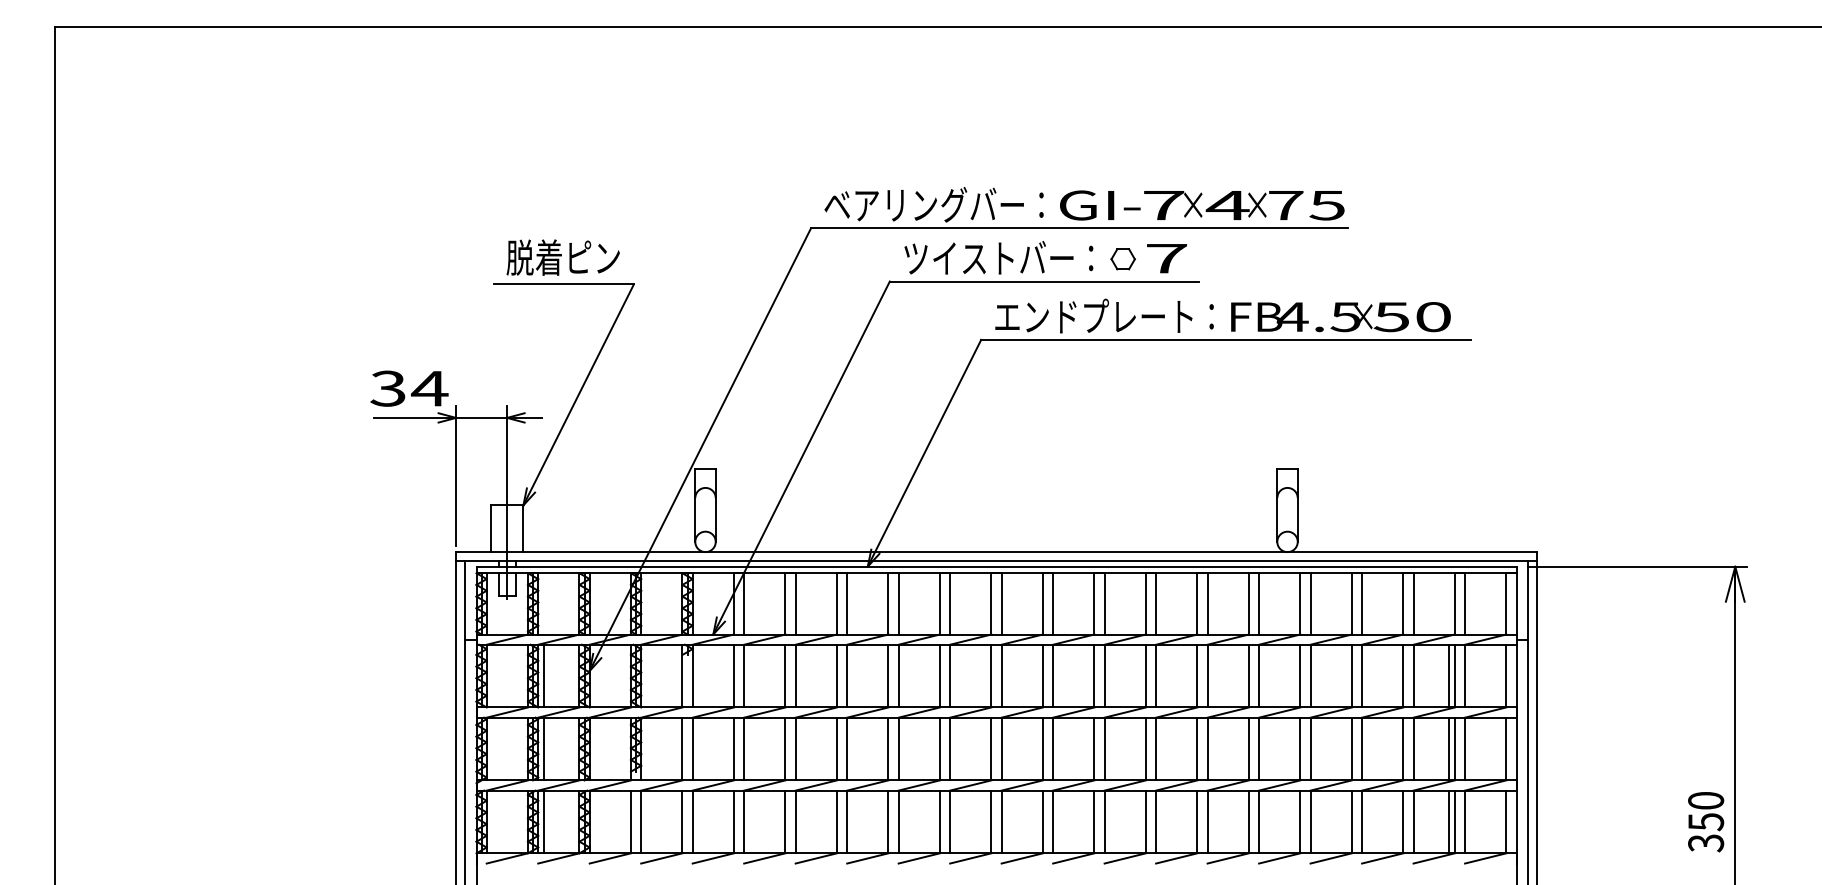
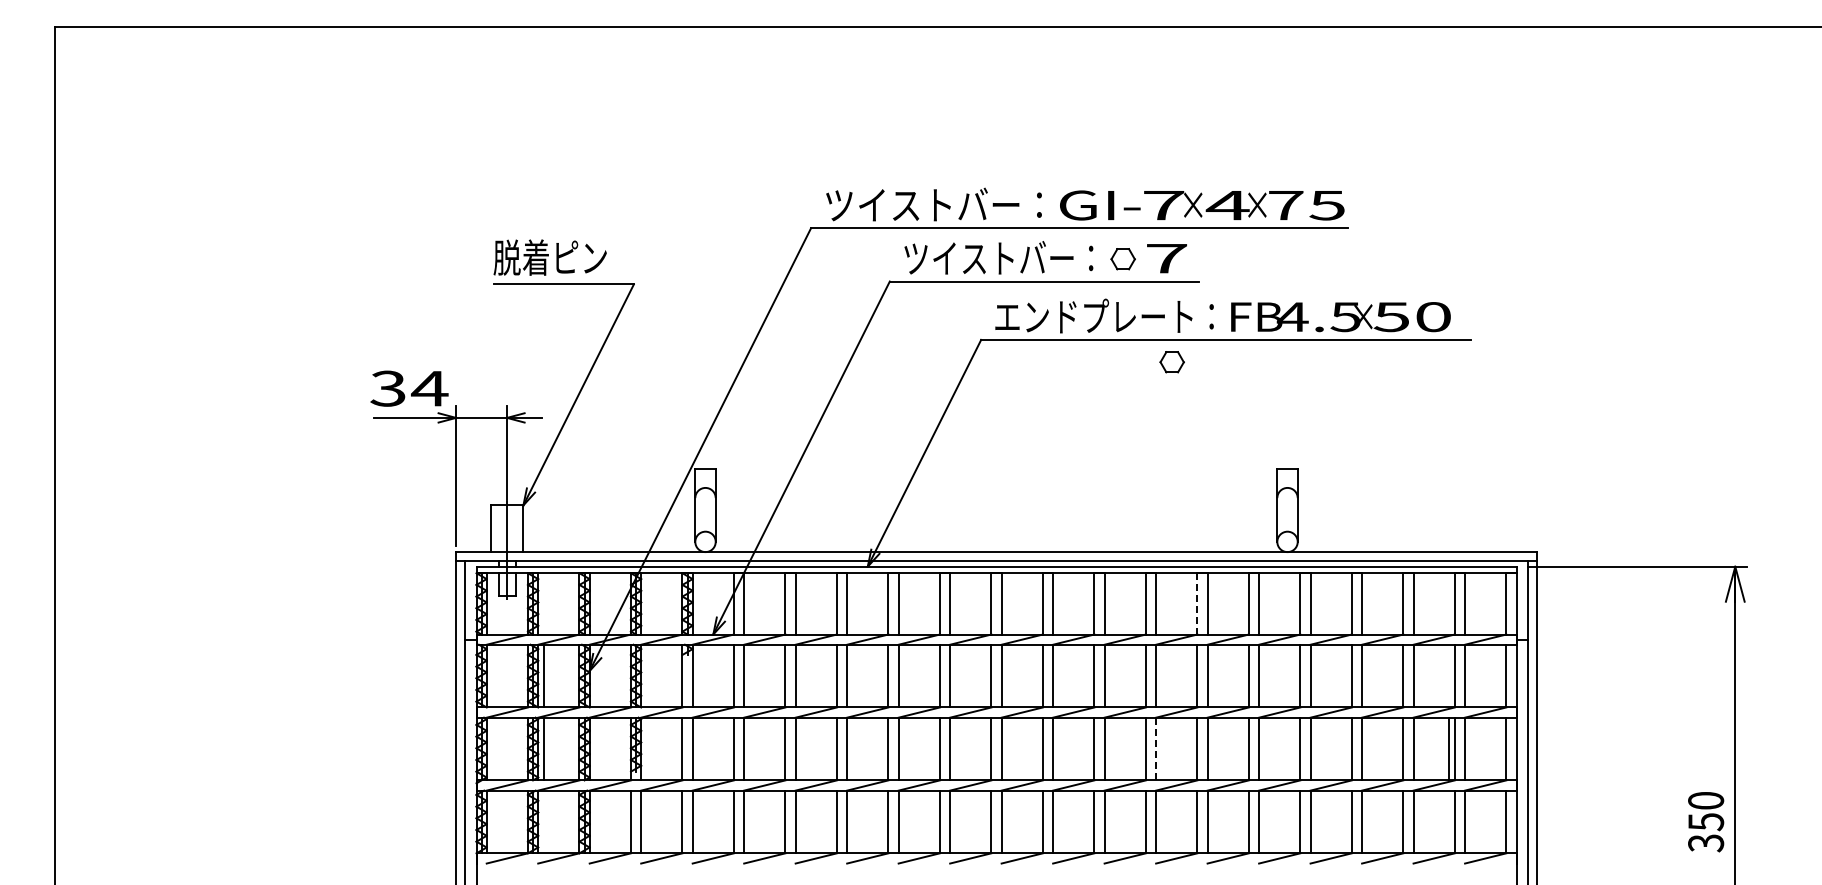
text: ベアリングバー： -> ツイストバー： (933, 204)
text position: (562, 257) -> (549, 257) (549, 257)
part: none -> present (1171, 362)
line: solid -> dashed (1197, 603)
line: present -> none (1449, 675)
line: solid -> dashed (1156, 748)
line: present -> none (543, 821)
line: present -> none (1449, 821)
